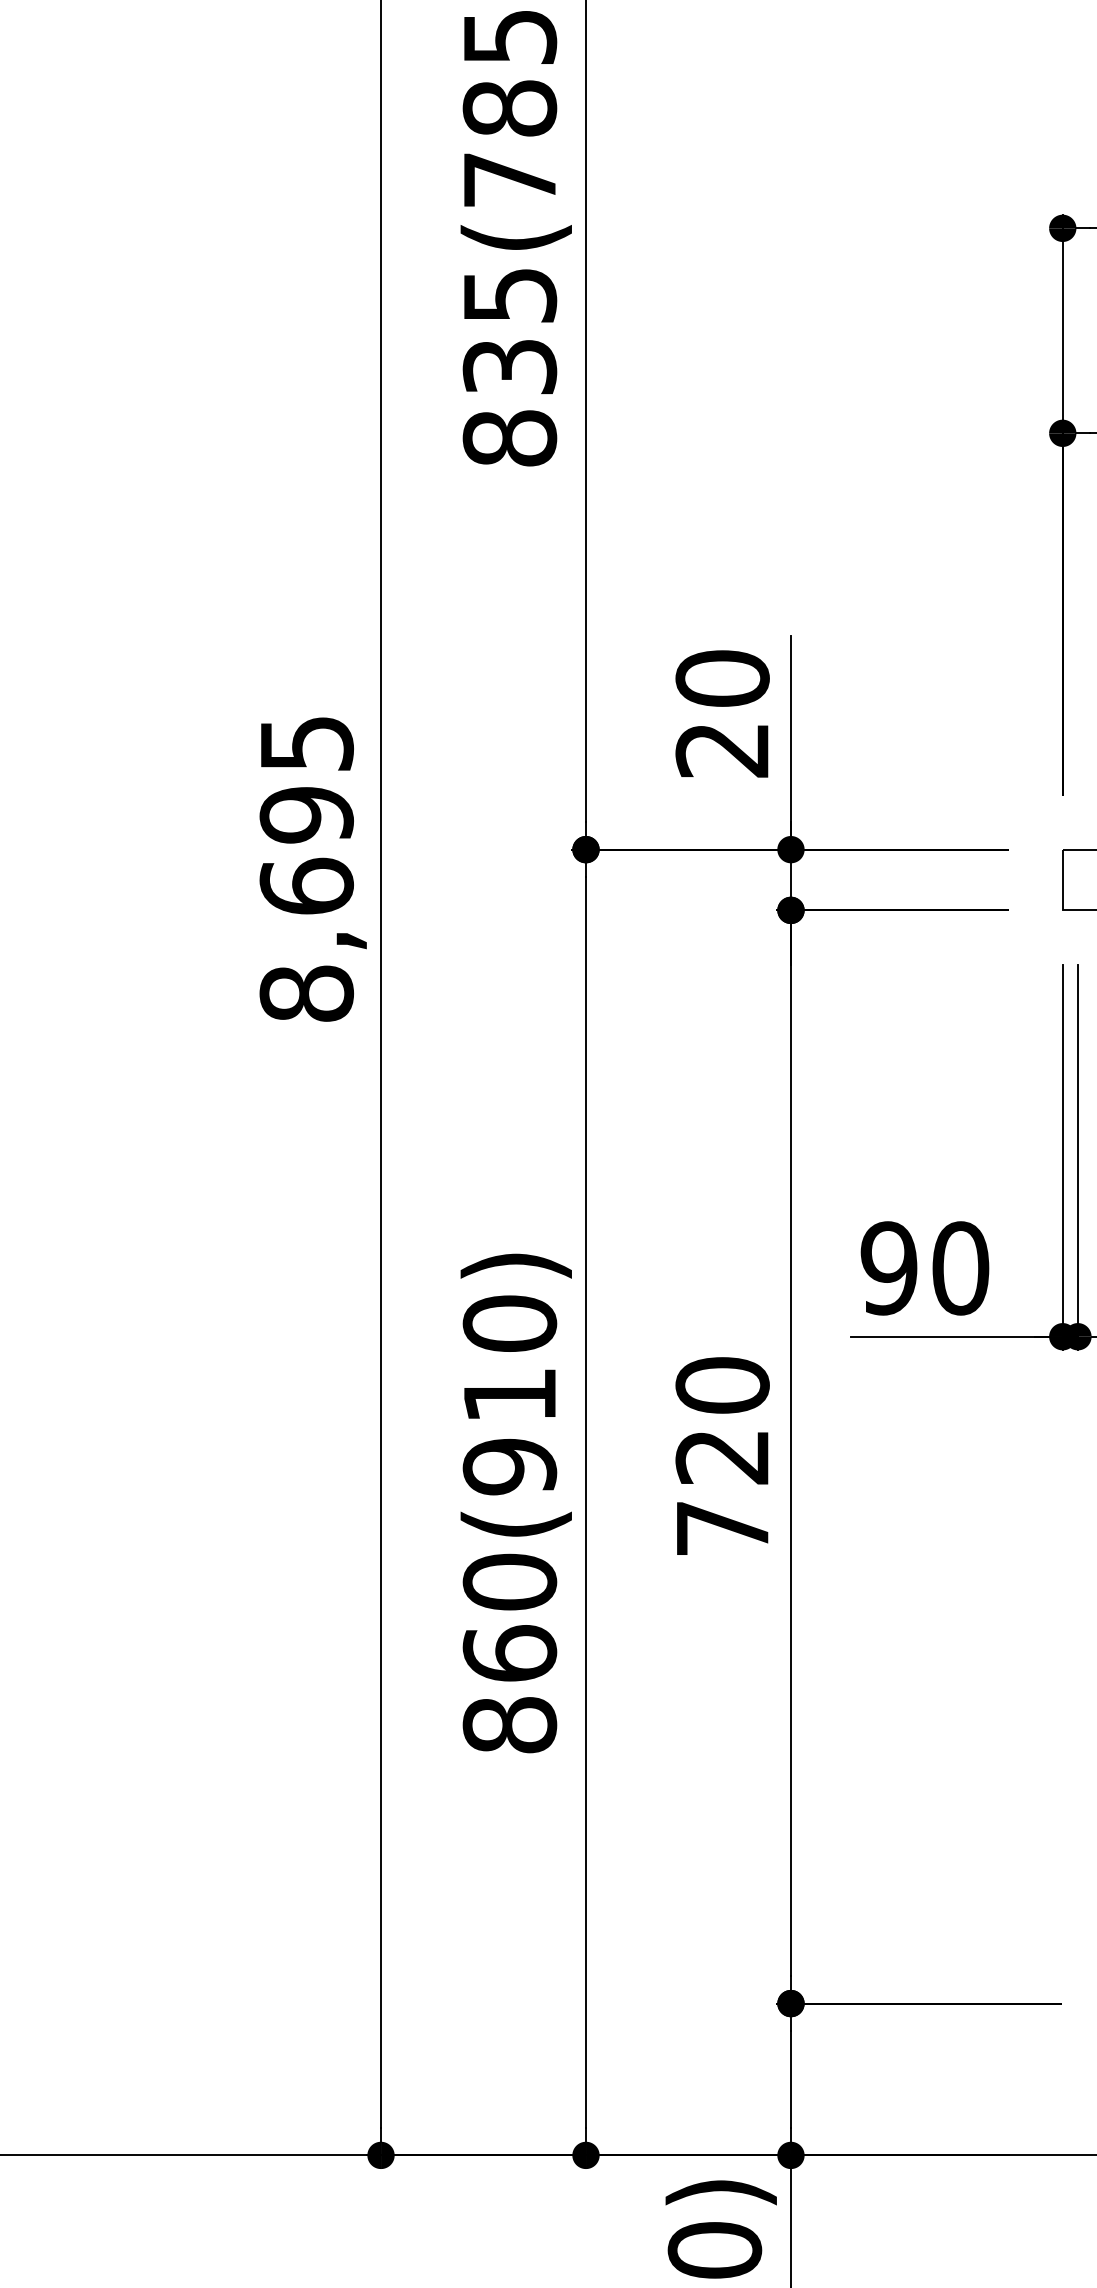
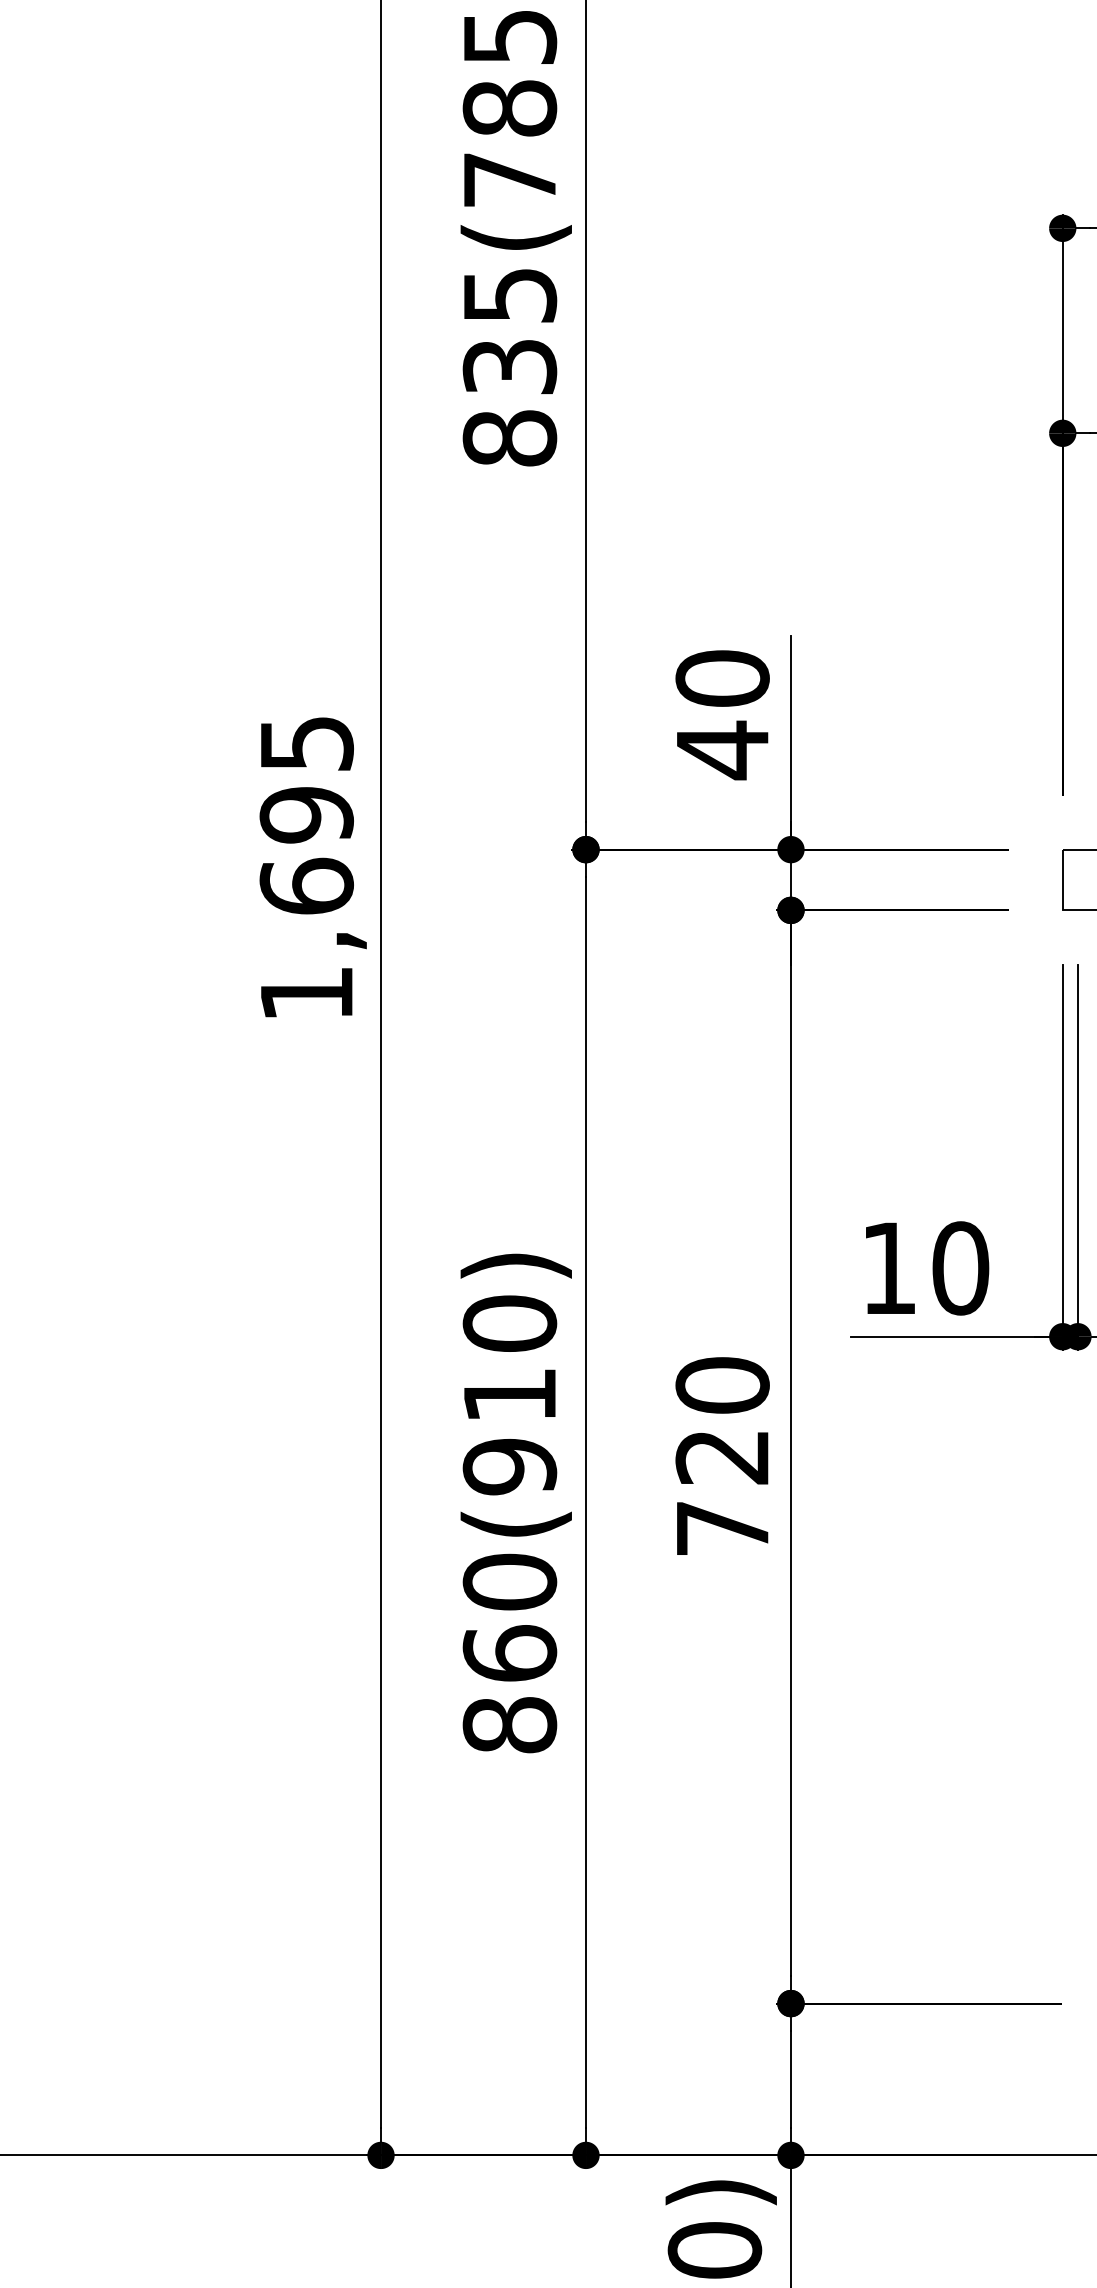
text: 20 -> 40 (721, 750)
text: 8,695 -> 1,695 (306, 993)
text: 90 -> 10 (888, 1268)
